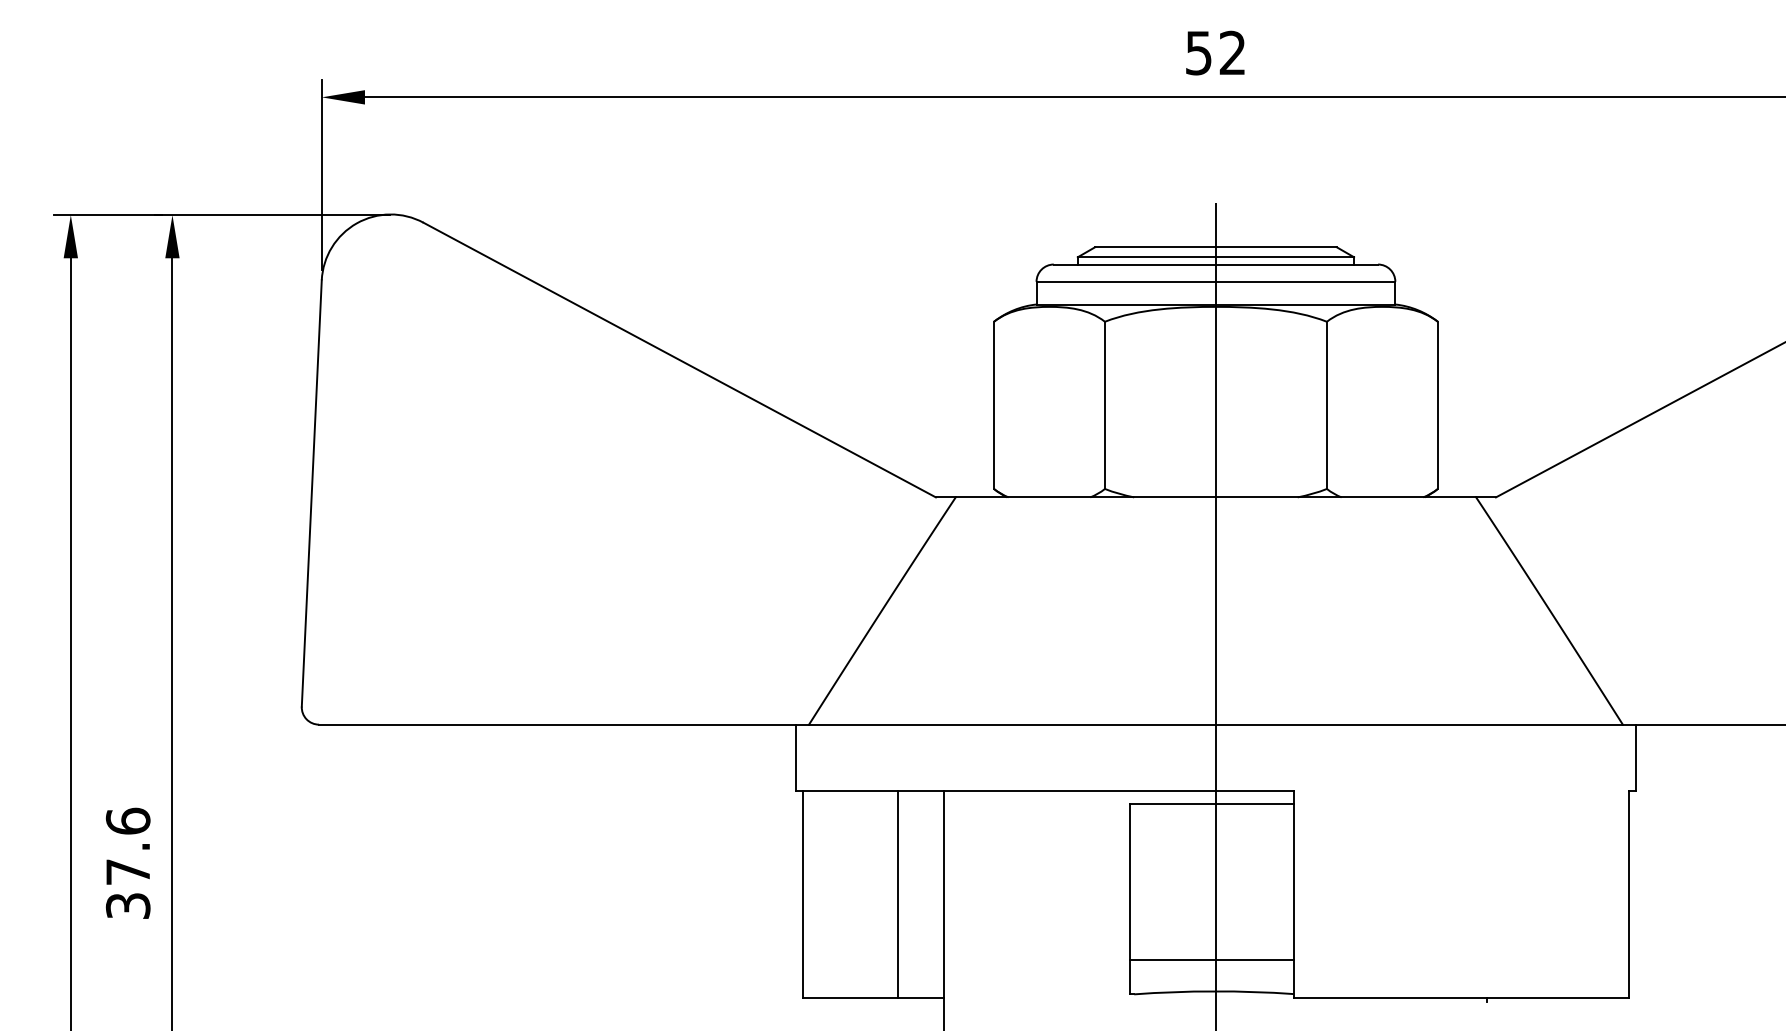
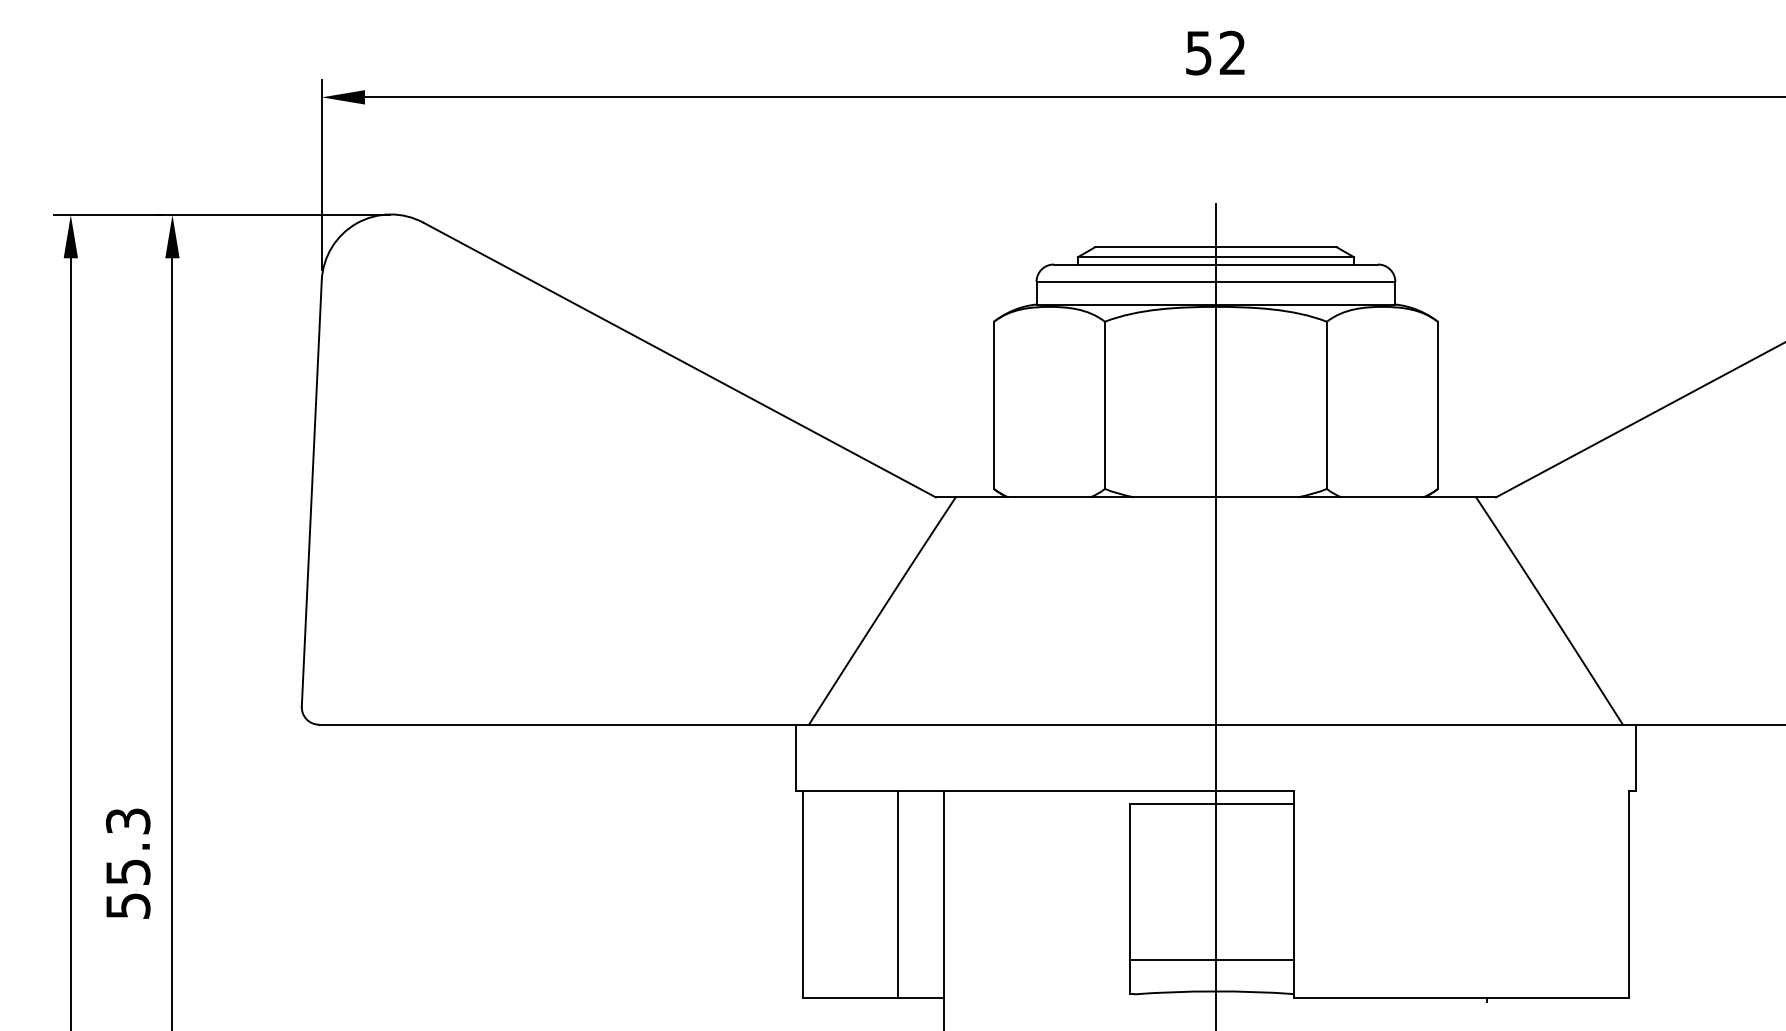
text: 37.6 -> 55.3 (127, 862)
